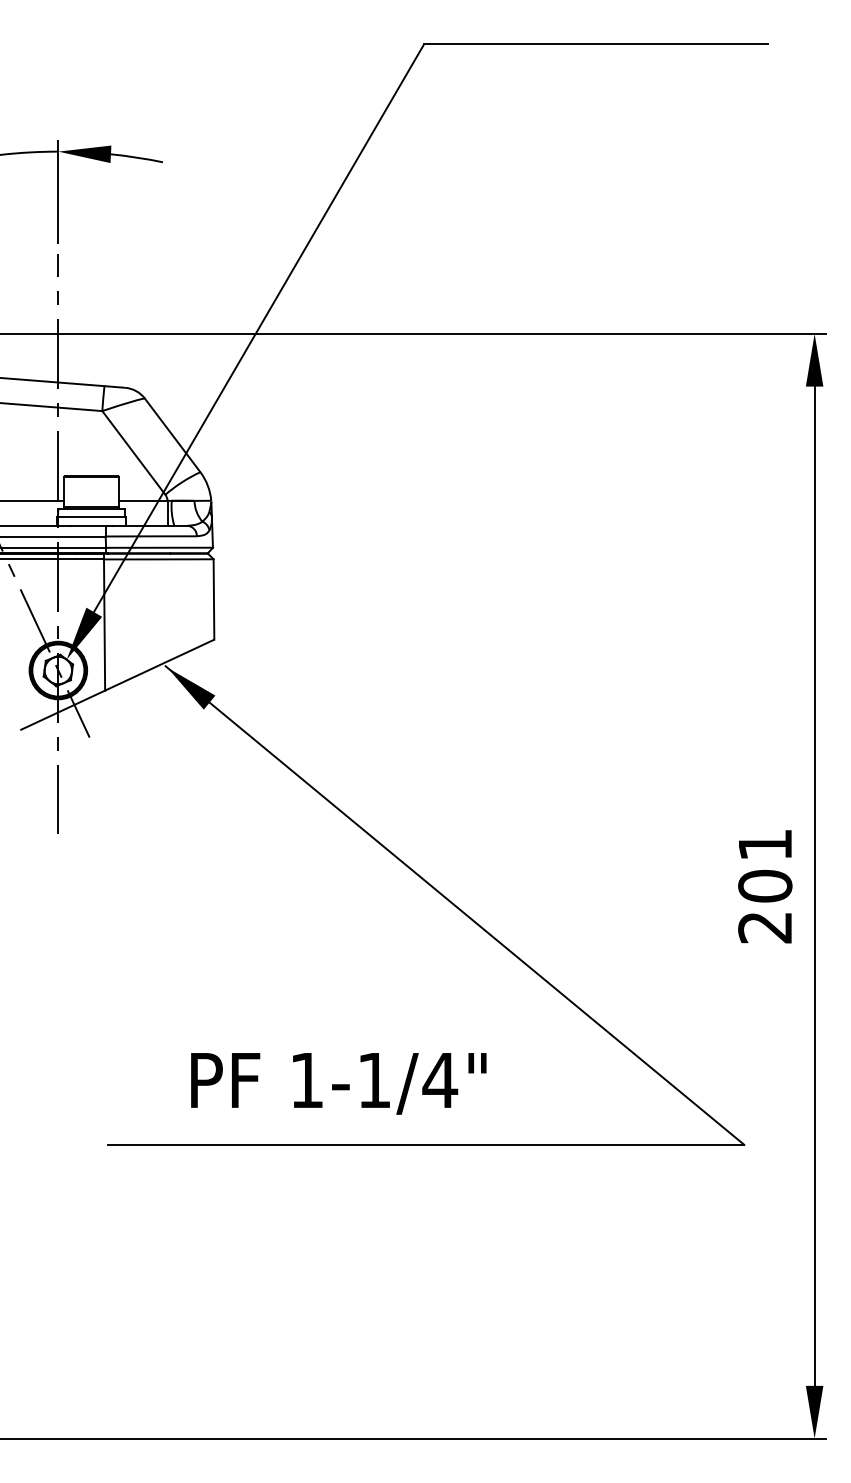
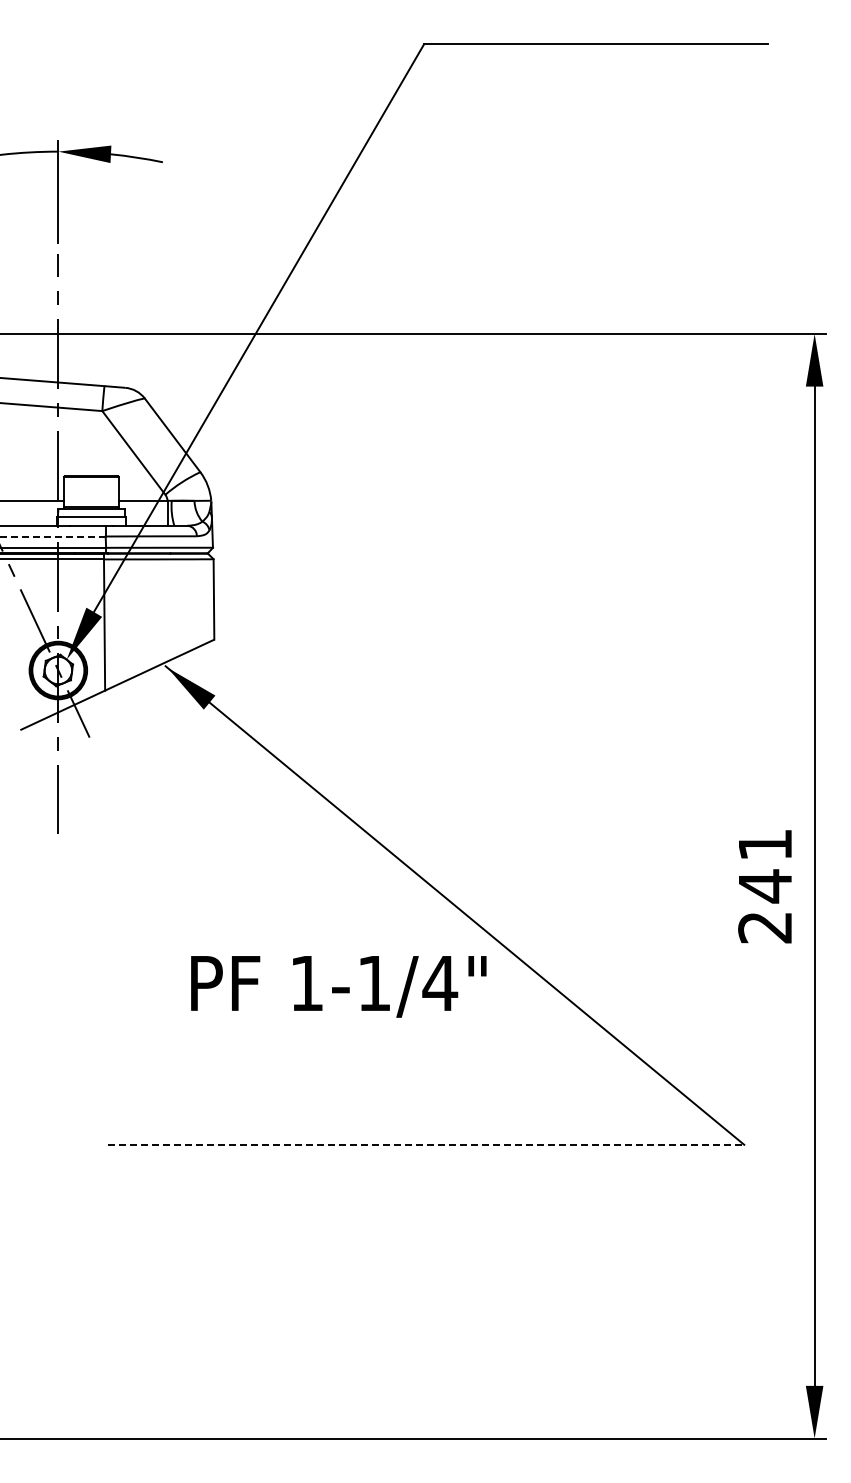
line: solid -> dashed (52, 536)
text: 201 -> 241 (765, 886)
text position: (338, 1083) -> (338, 986) (338, 986)
line: solid -> dashed (426, 1144)
